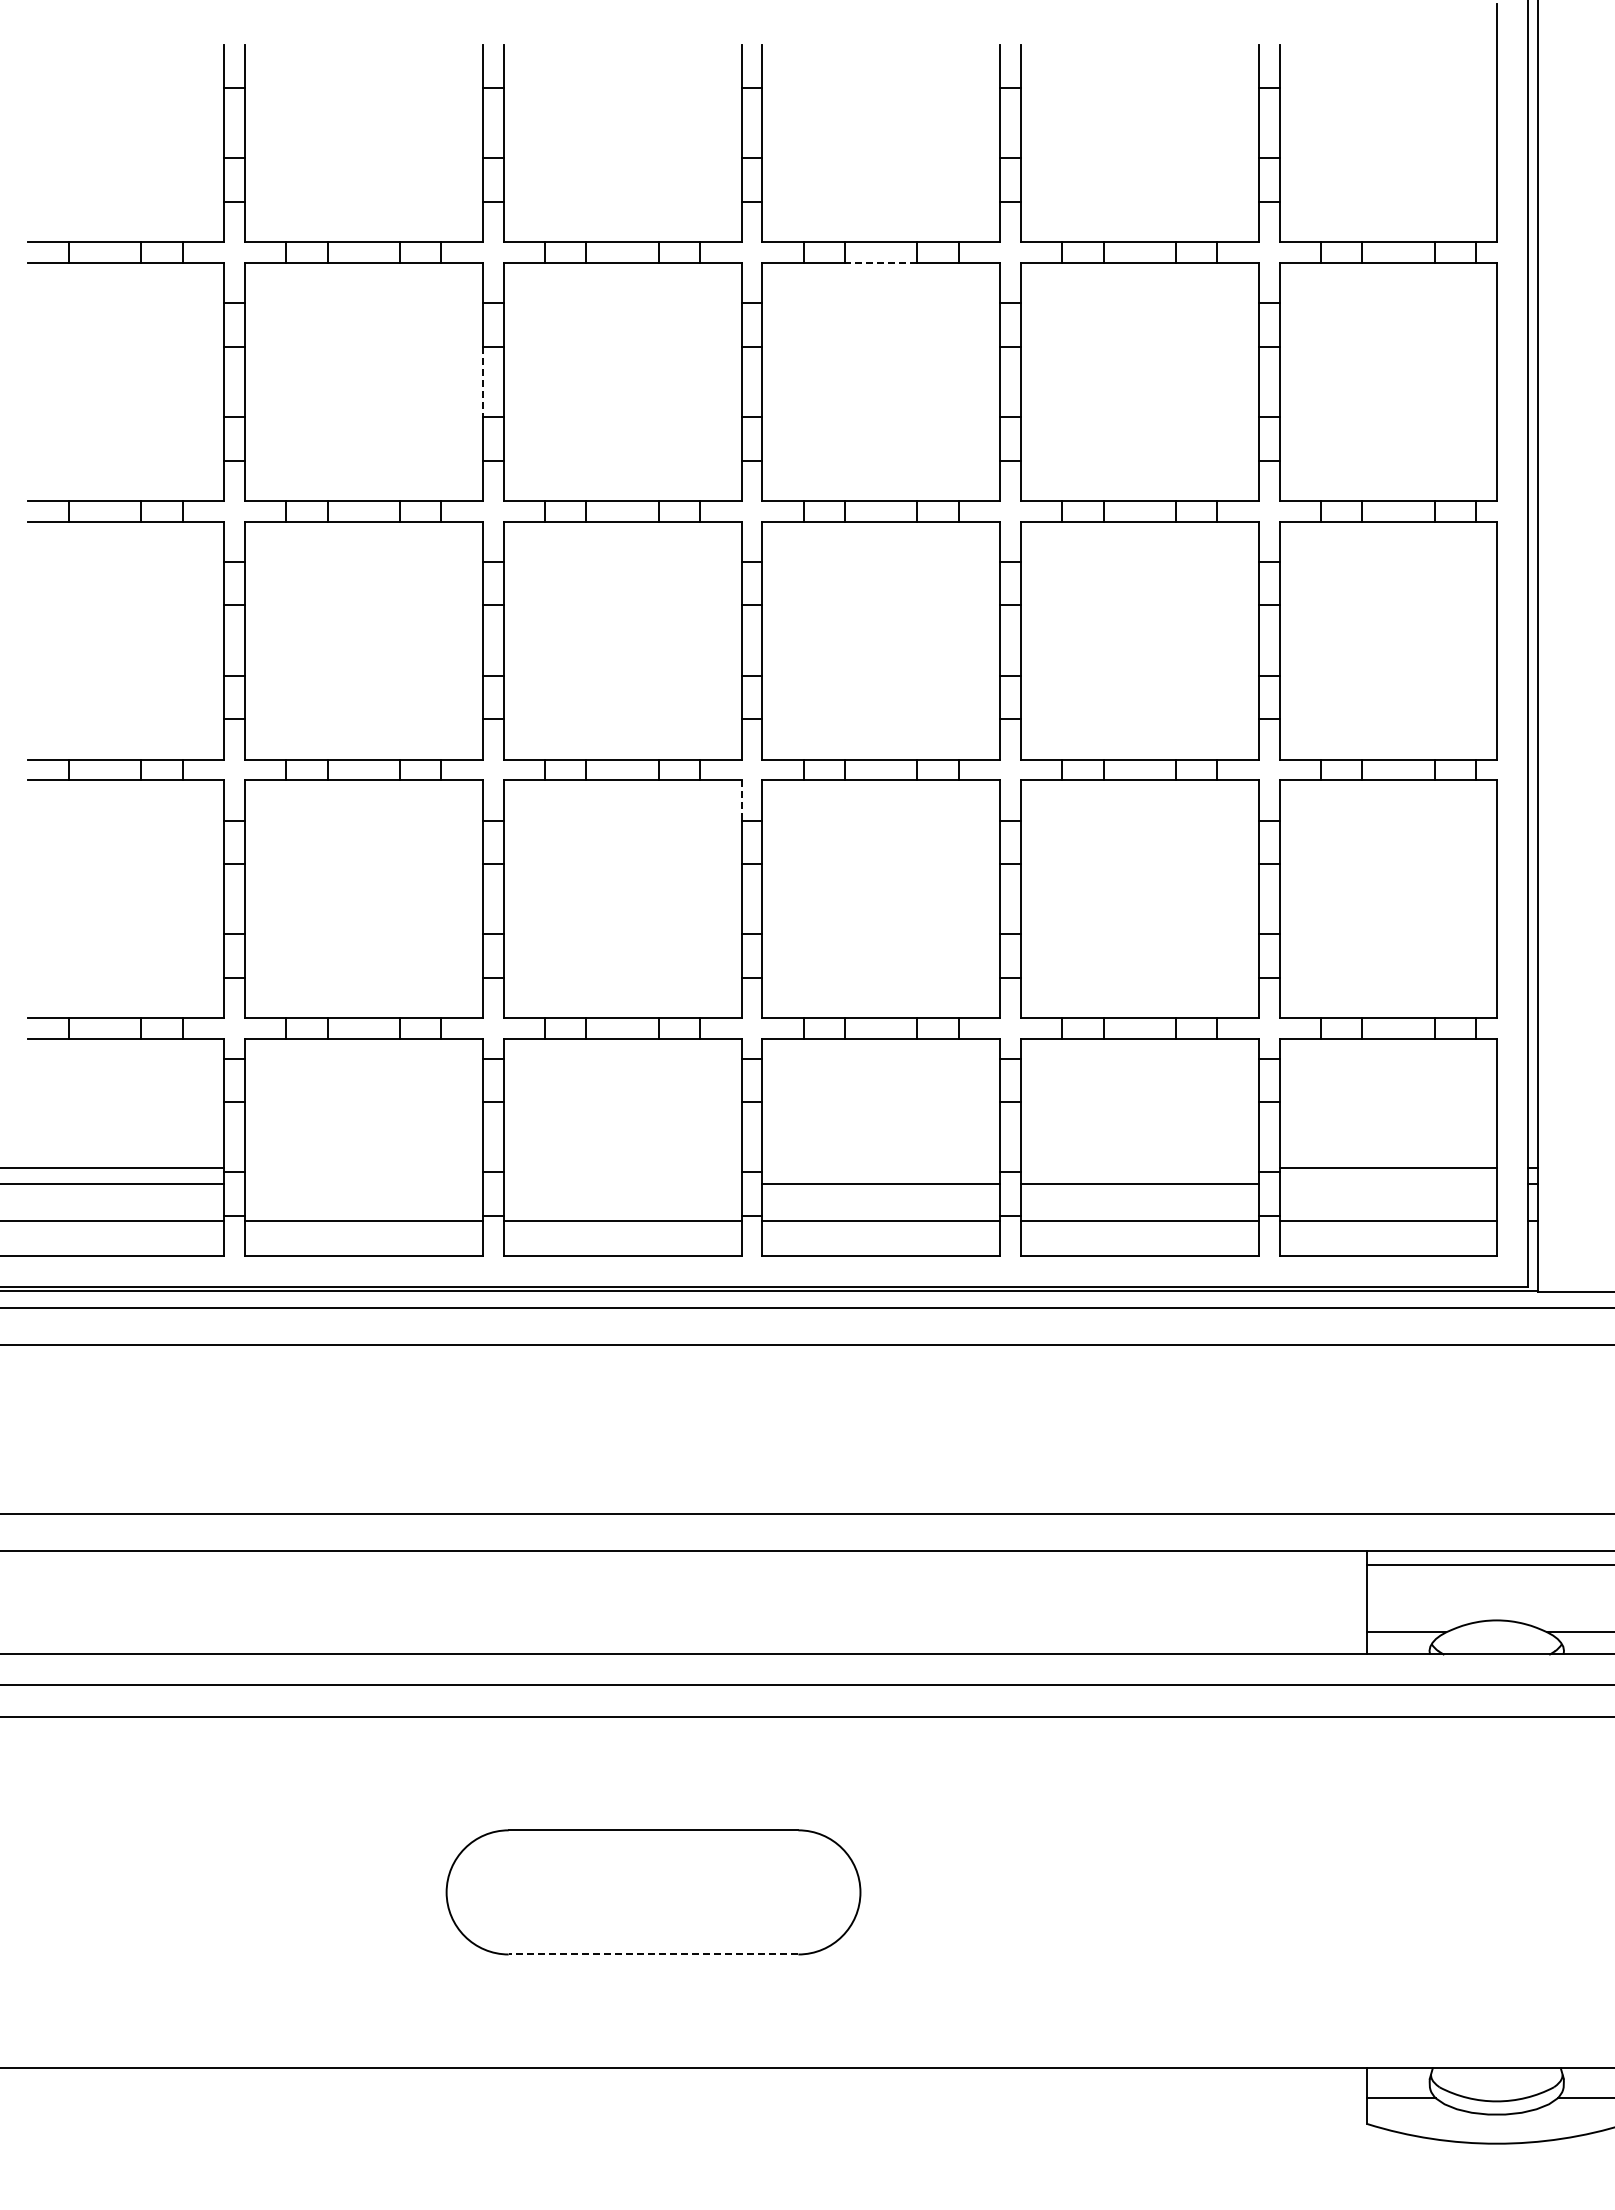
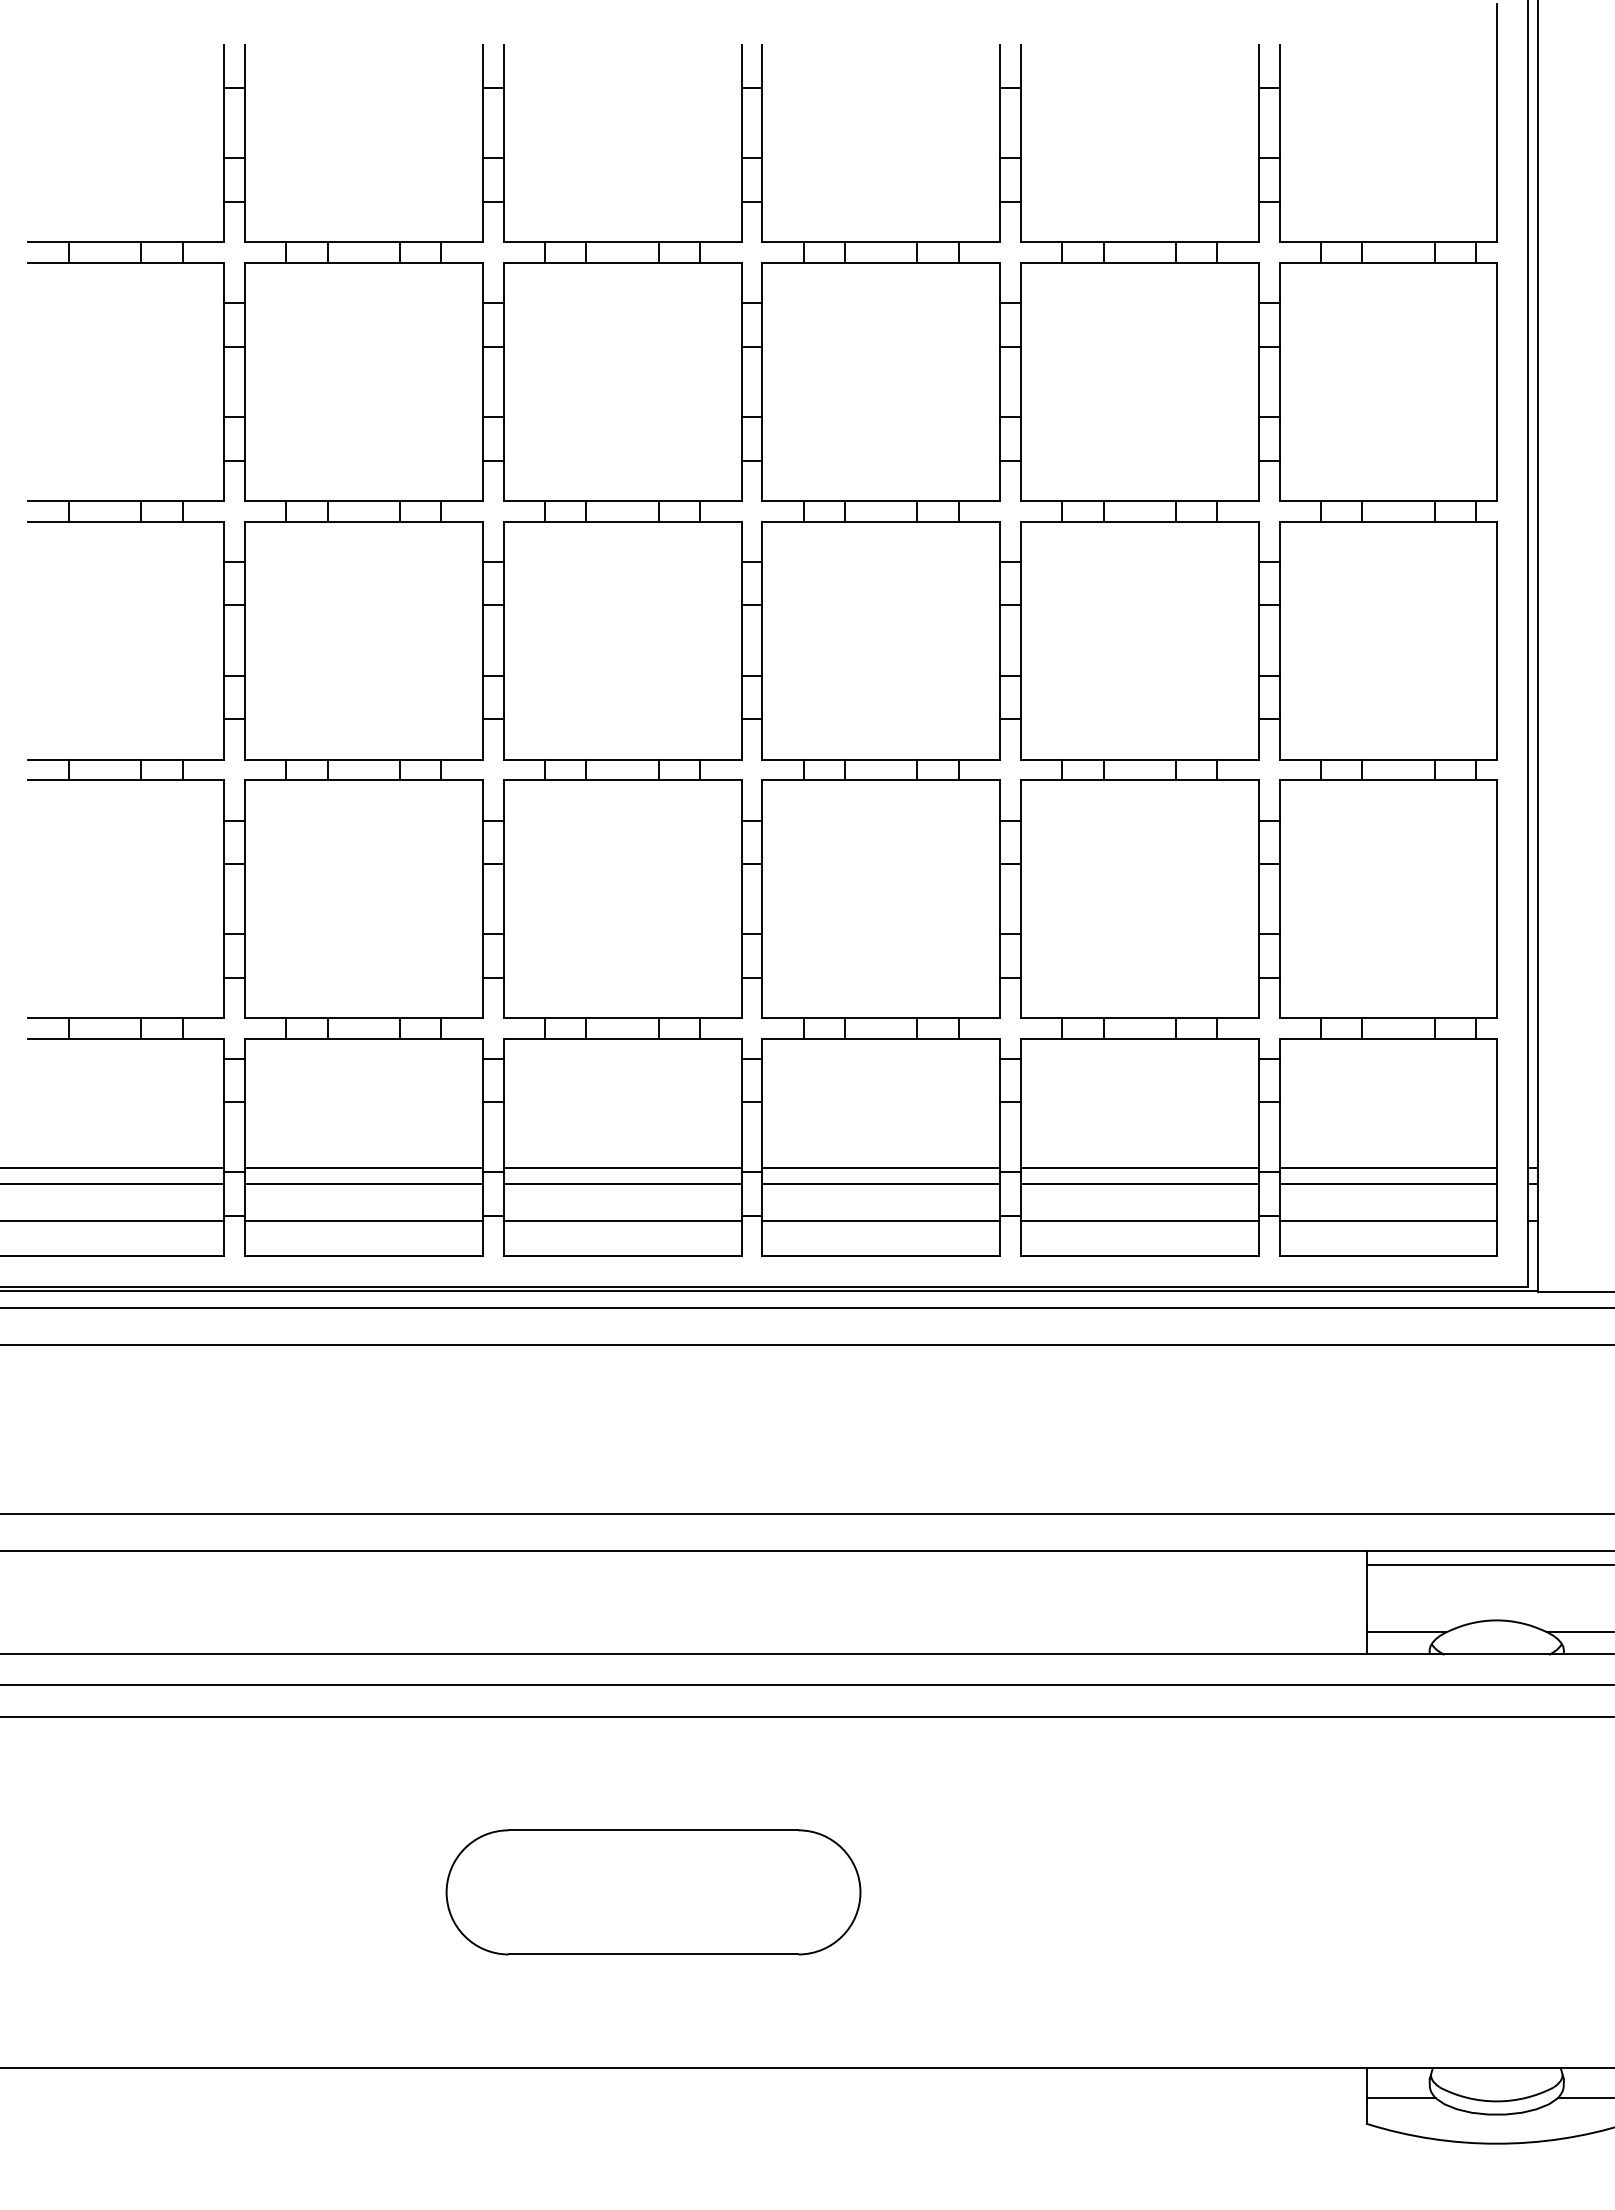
line: dashed -> solid (880, 262)
line: dashed -> solid (482, 382)
line: dashed -> solid (741, 800)
line: none -> present (363, 1167)
line: none -> present (622, 1167)
line: none -> present (881, 1167)
line: none -> present (1139, 1167)
line: none -> present (363, 1183)
line: none -> present (622, 1183)
line: none -> present (1387, 1183)
line: dashed -> solid (653, 1954)
